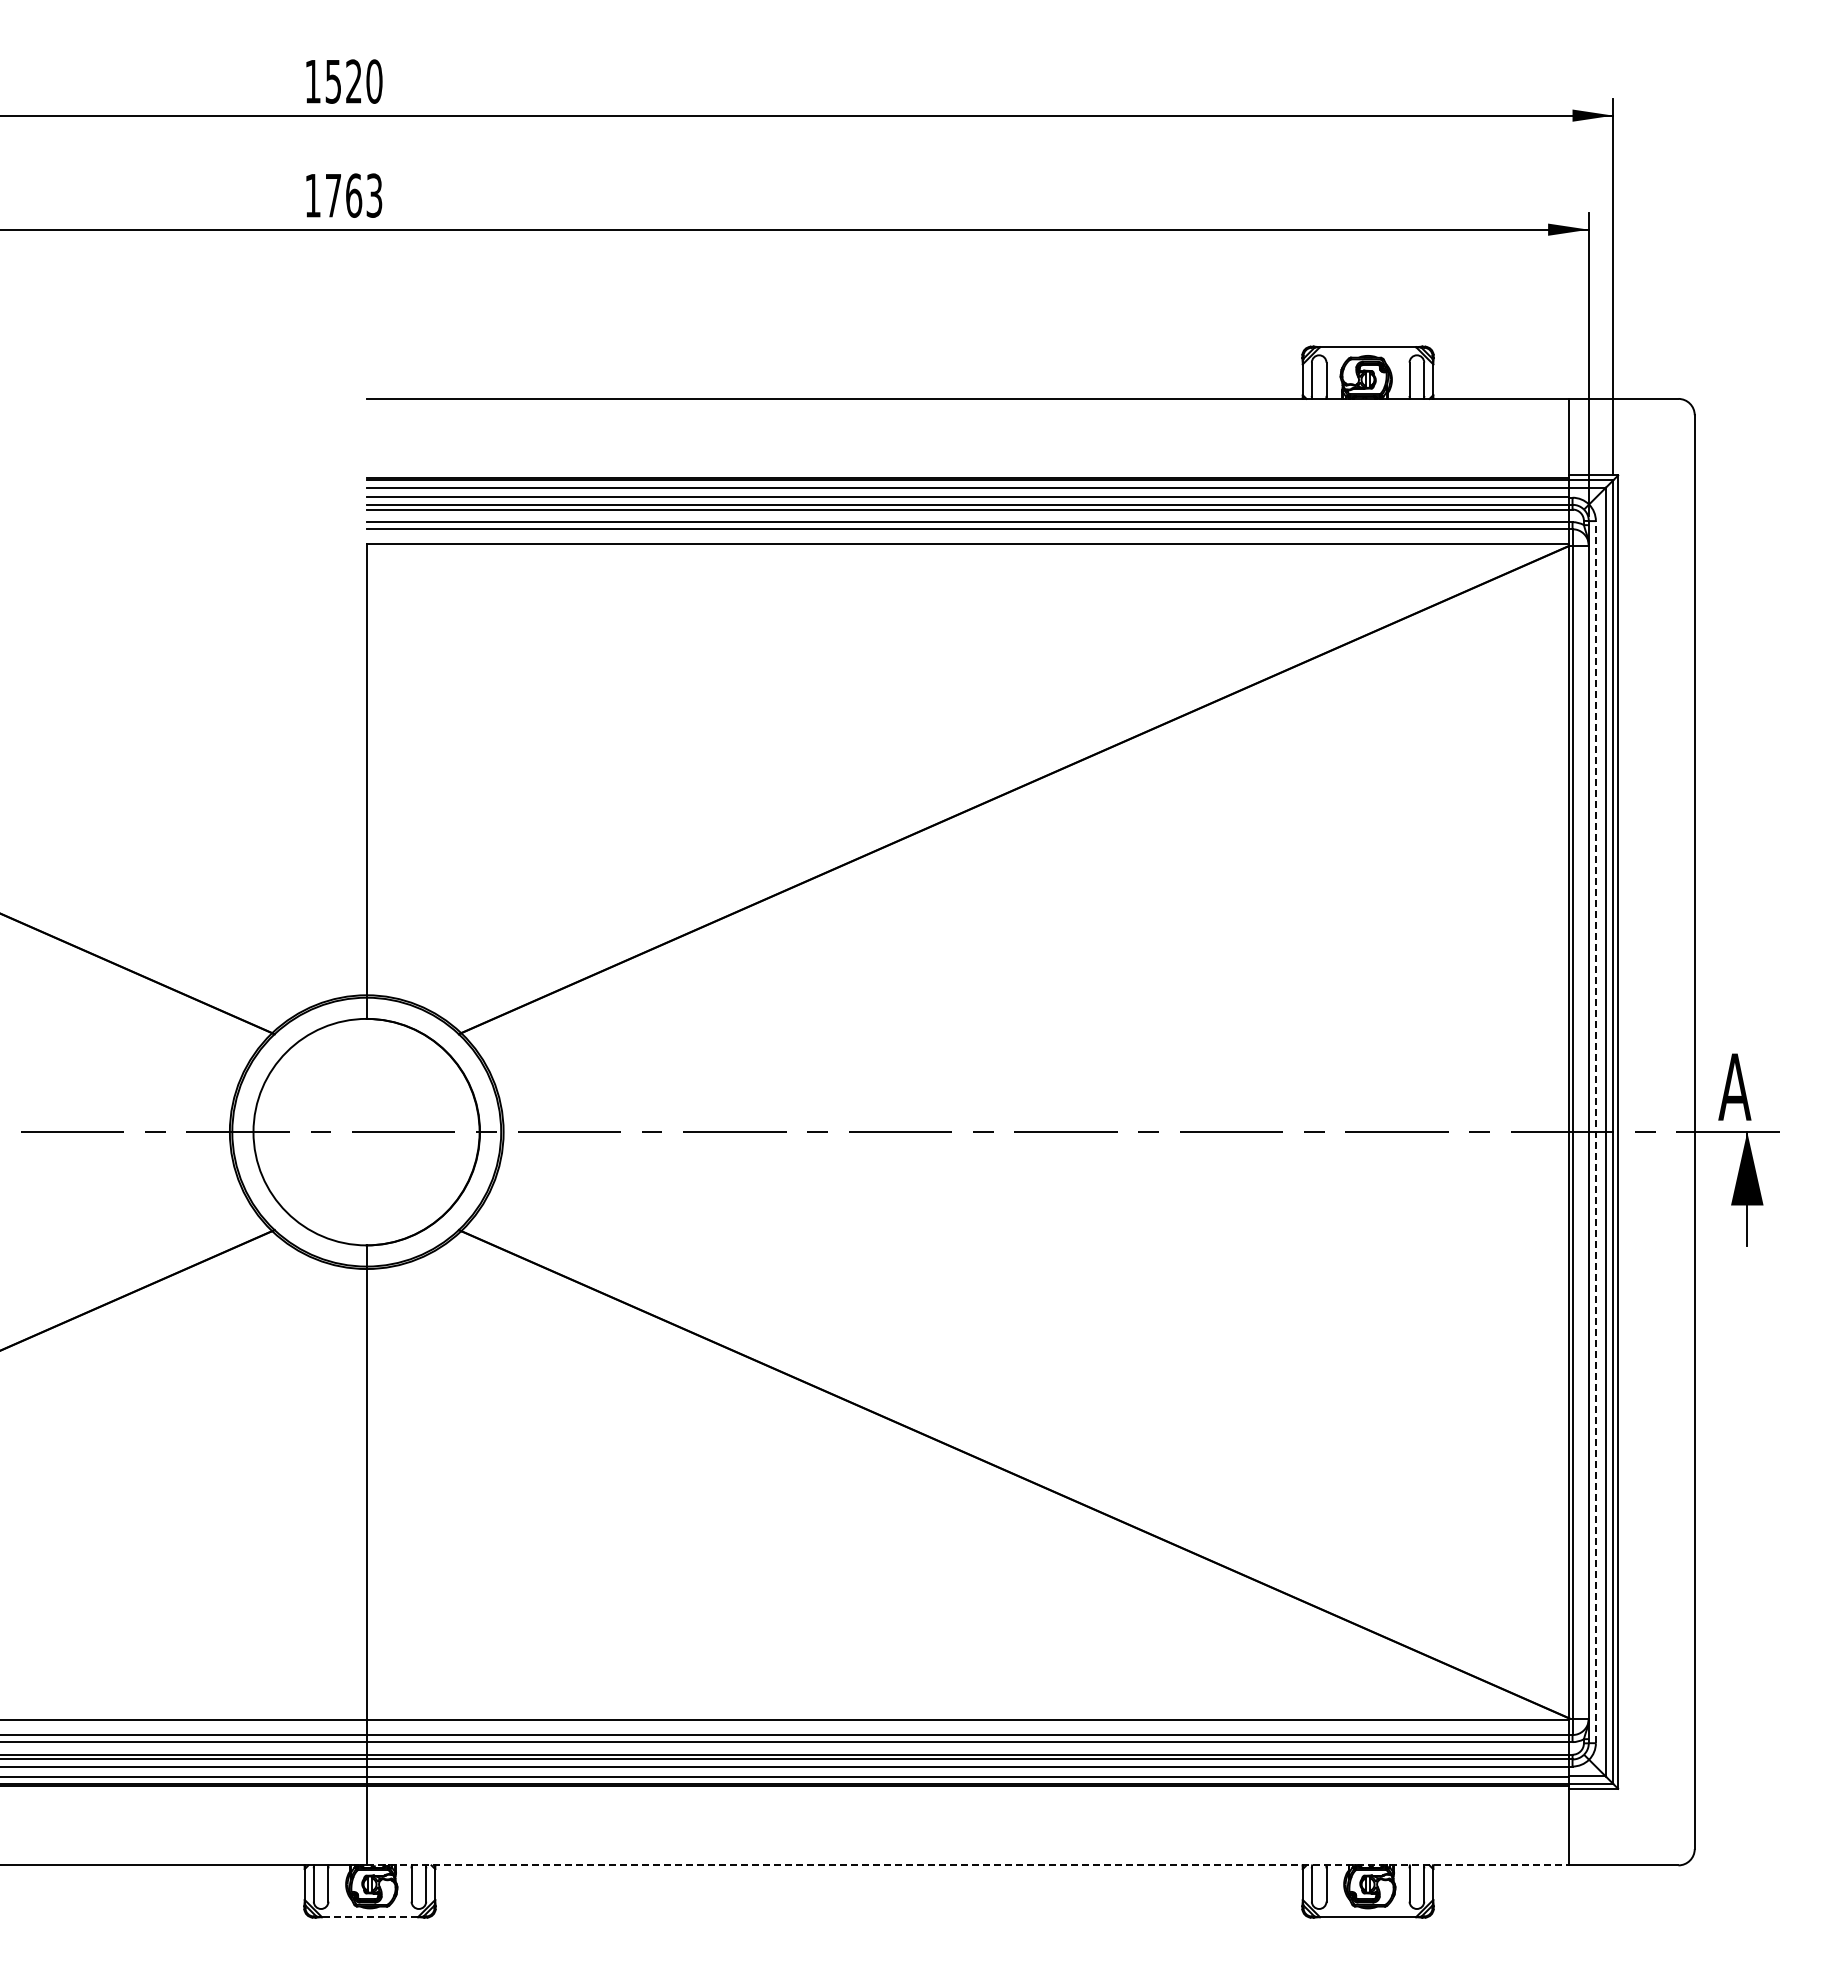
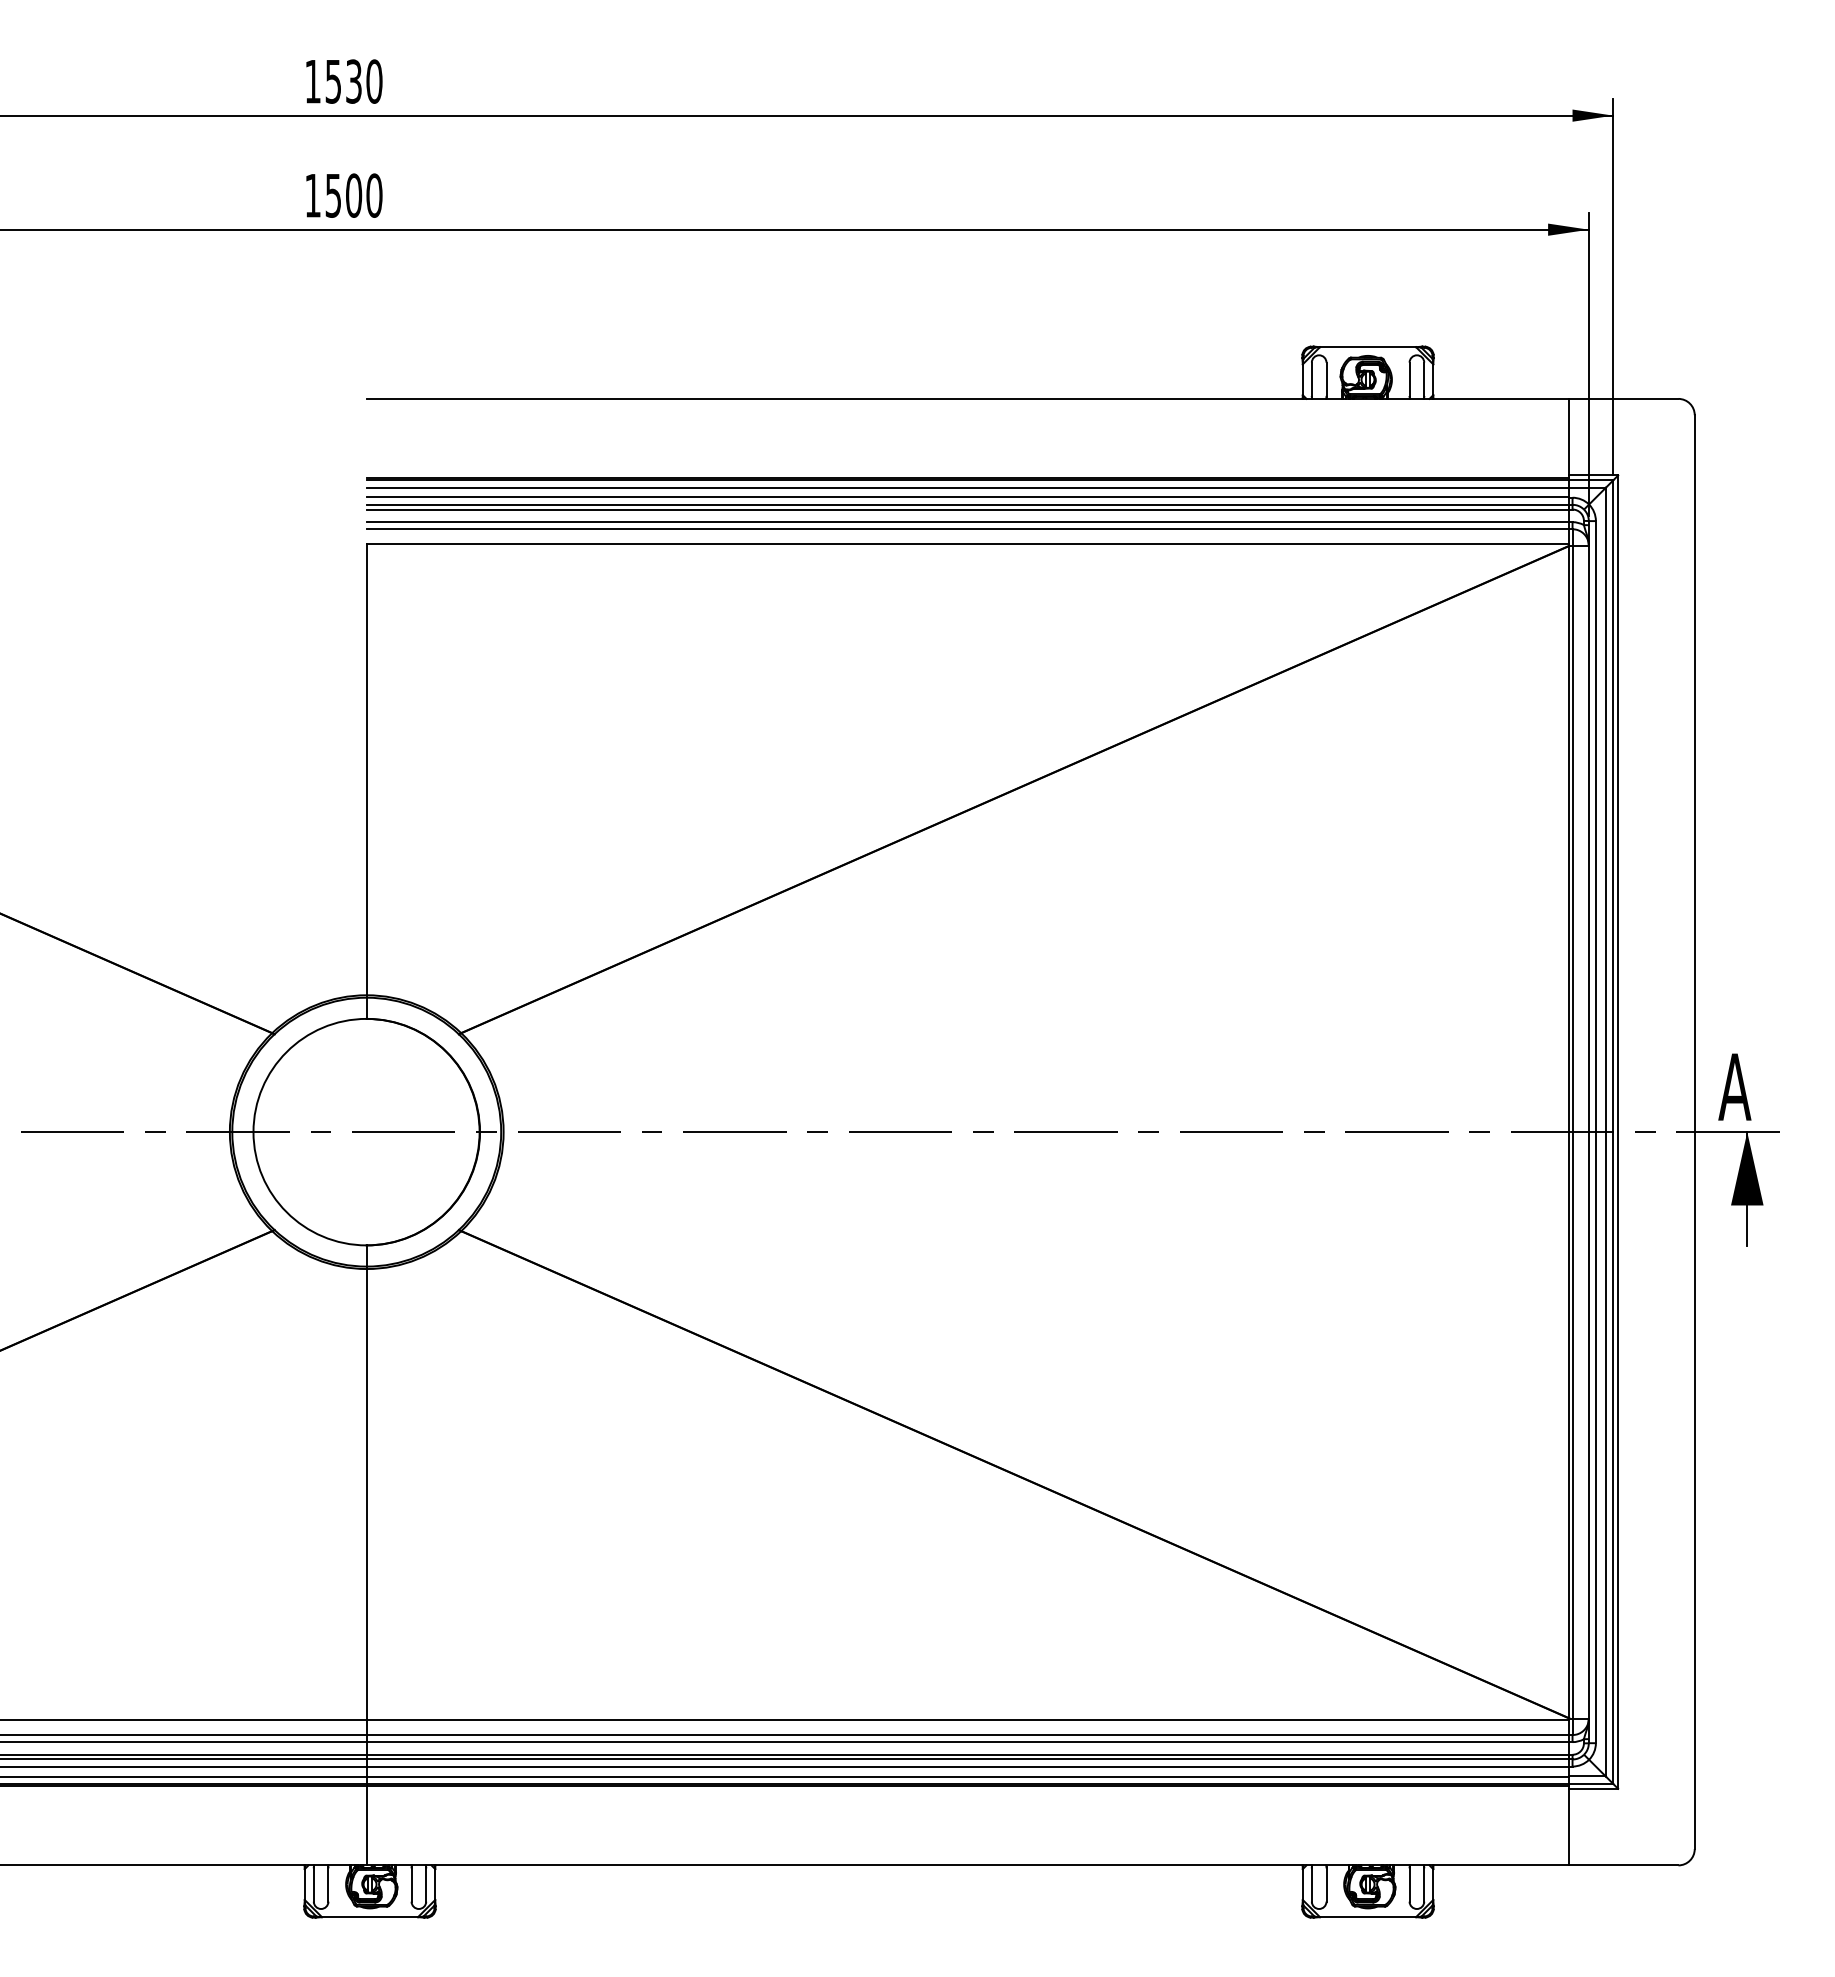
text: 1520 -> 1530 (353, 81)
text: 1763 -> 1500 (353, 195)
line: dashed -> solid (1595, 1131)
line: dashed -> solid (968, 1865)
line: dashed -> solid (369, 1917)
